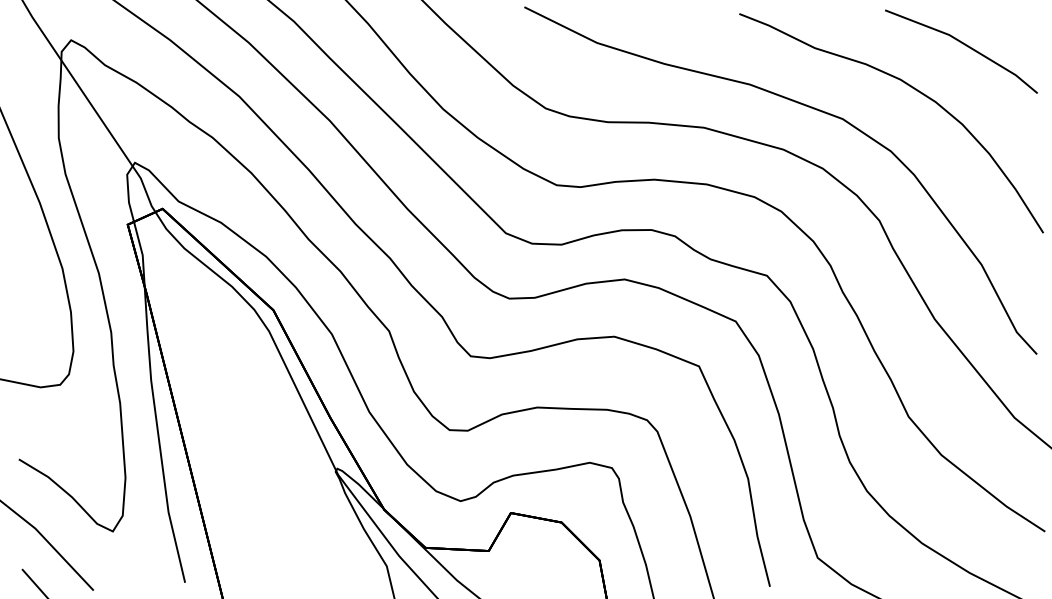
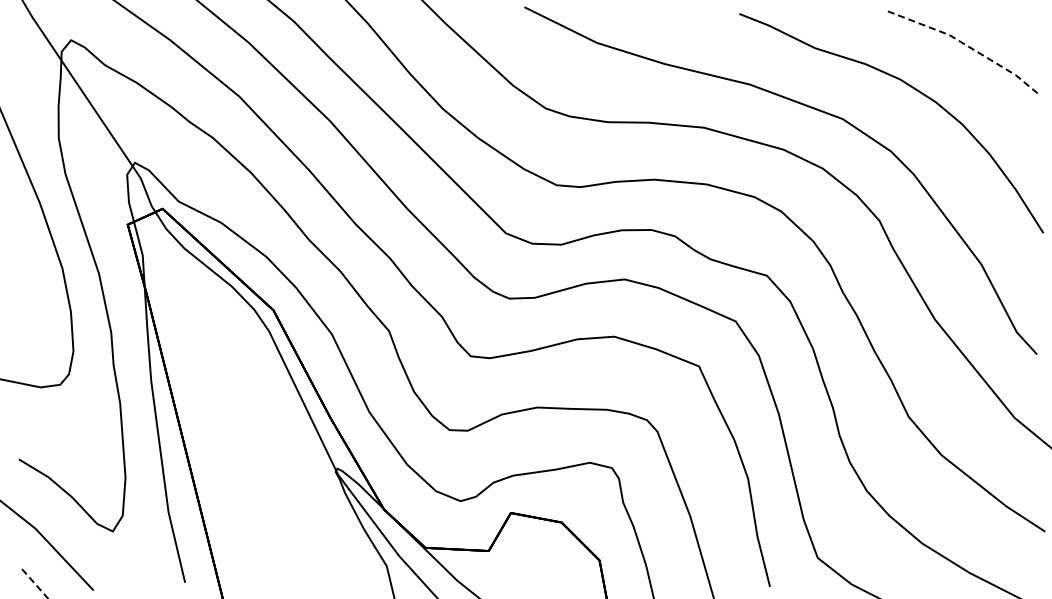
line: solid -> dashed (965, 44)
line: solid -> dashed (35, 583)
